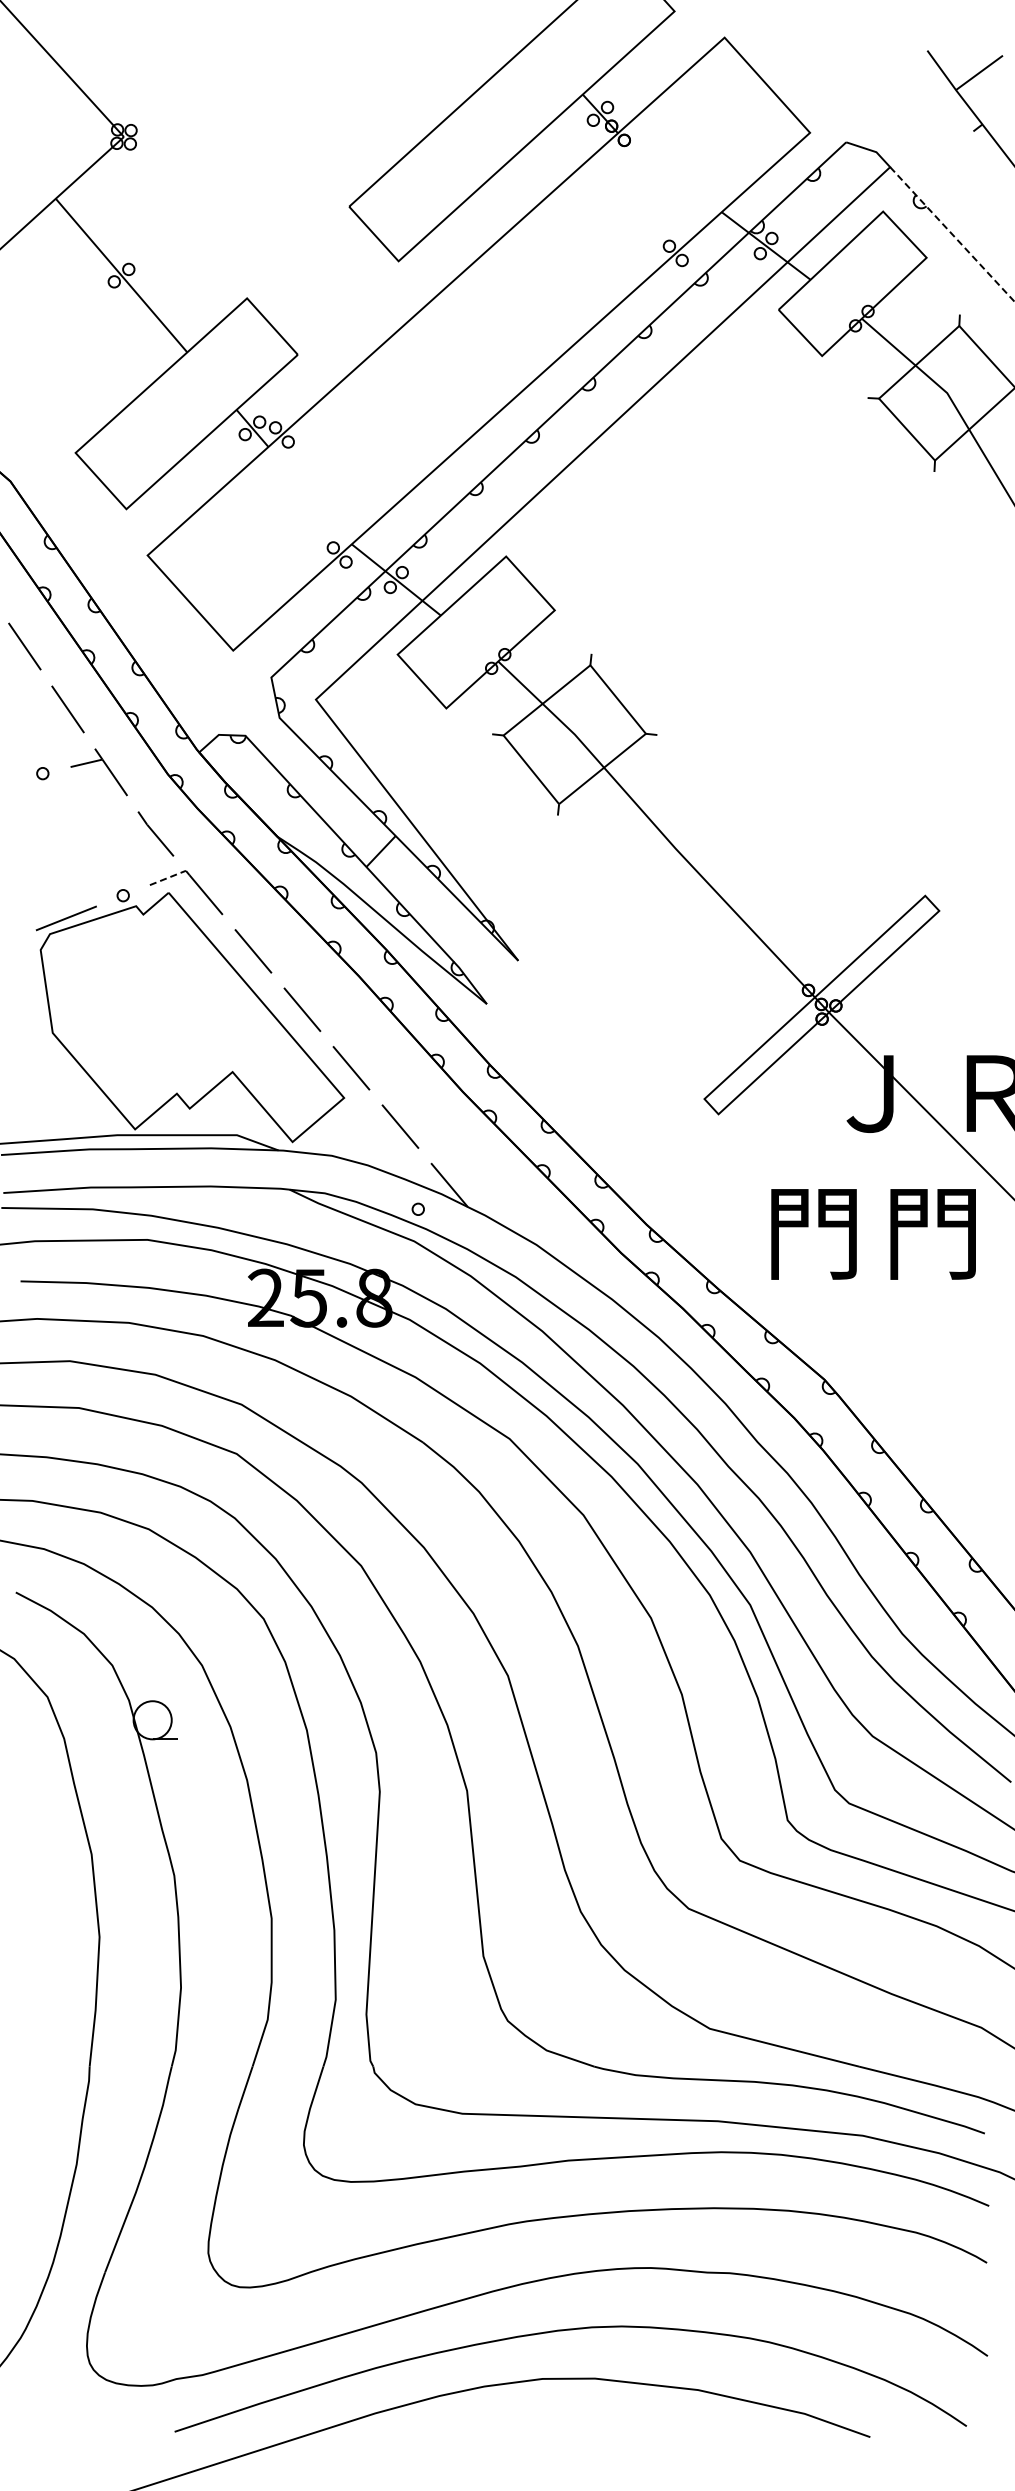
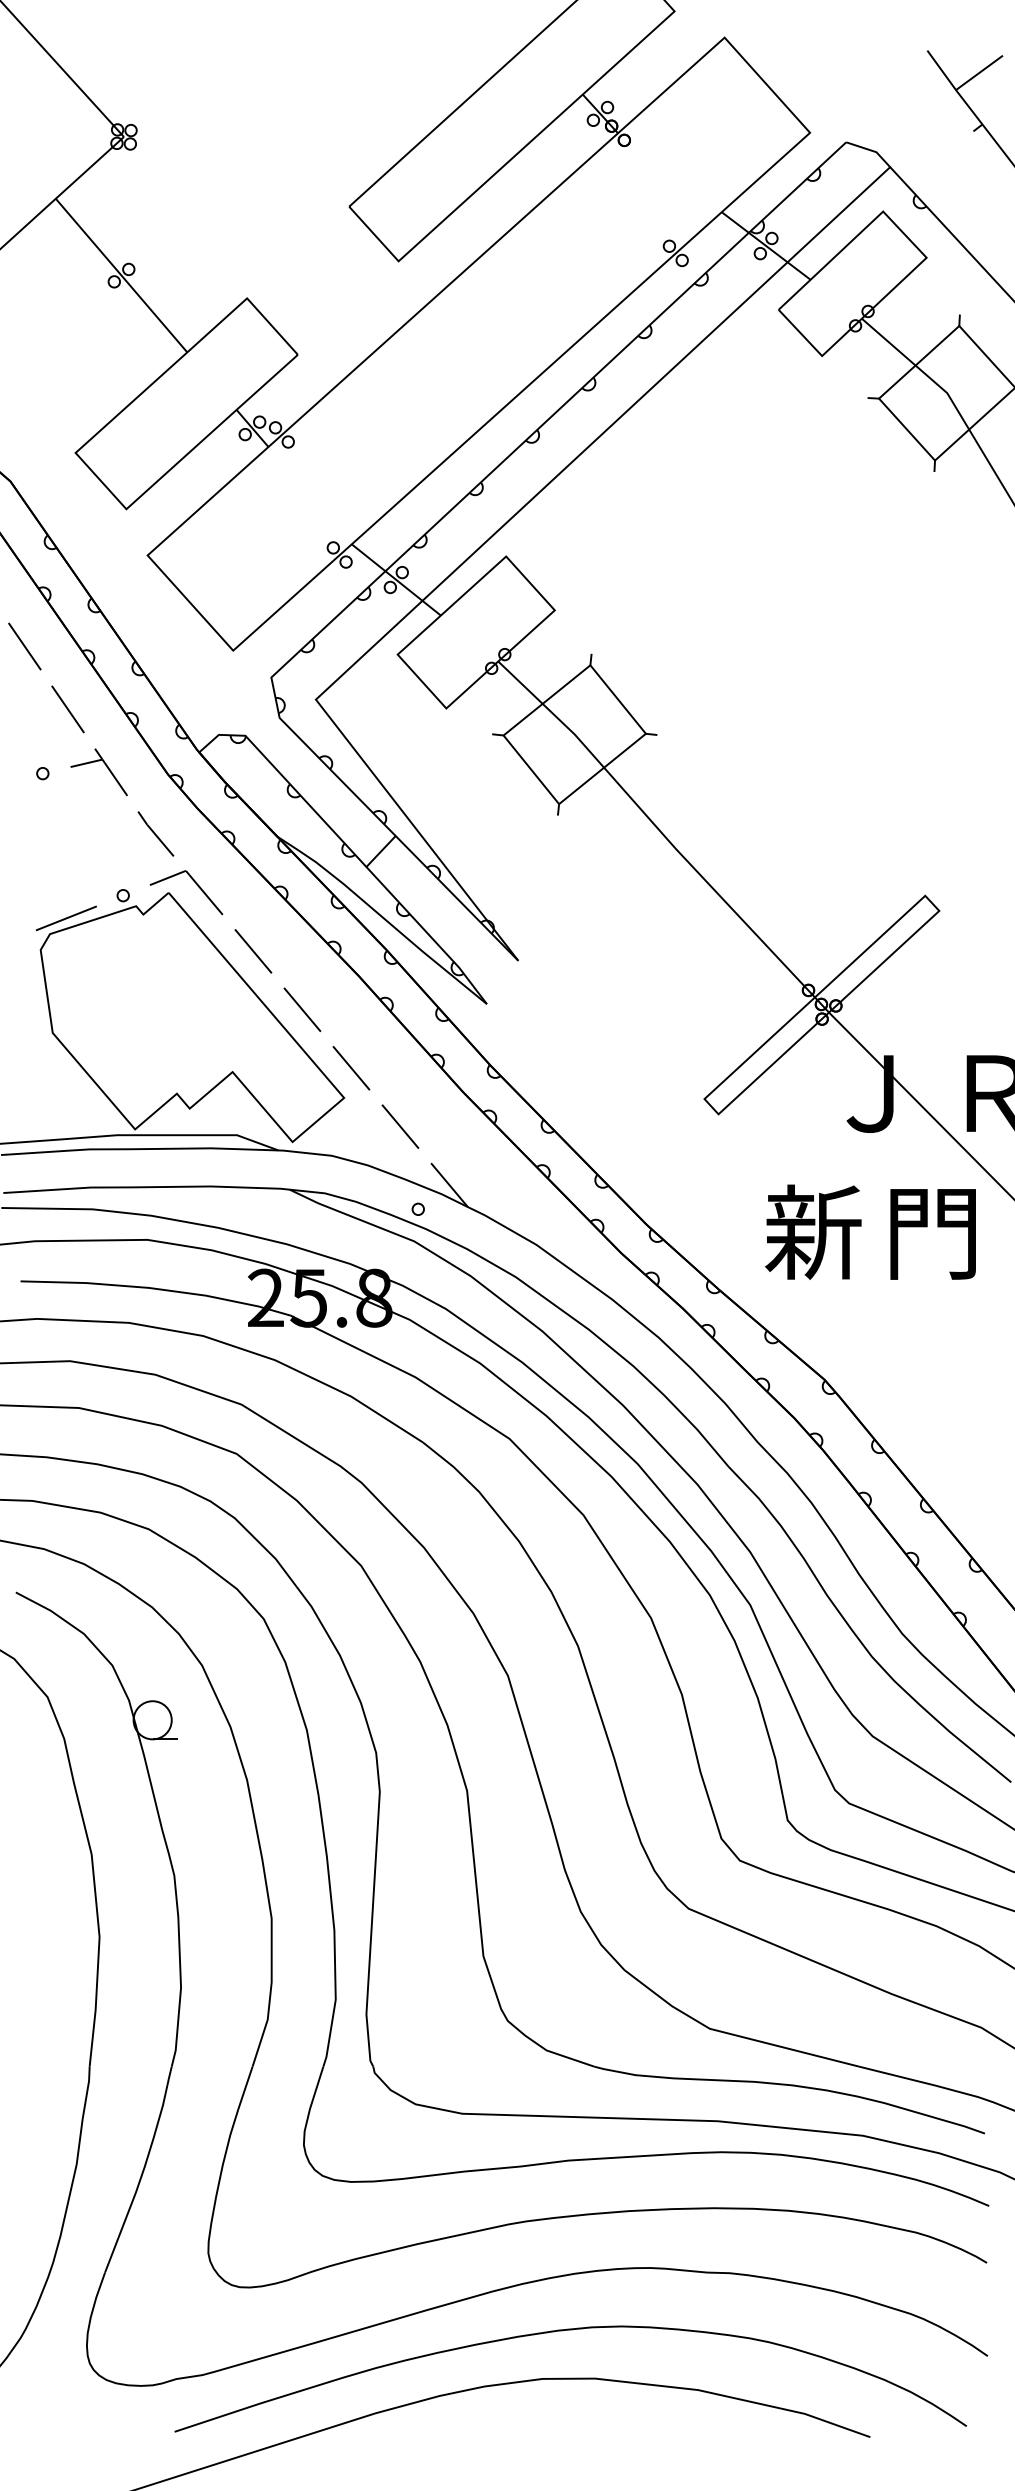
line: dashed -> solid (953, 235)
line: dashed -> solid (168, 877)
text: 門 -> 新 (812, 1231)
